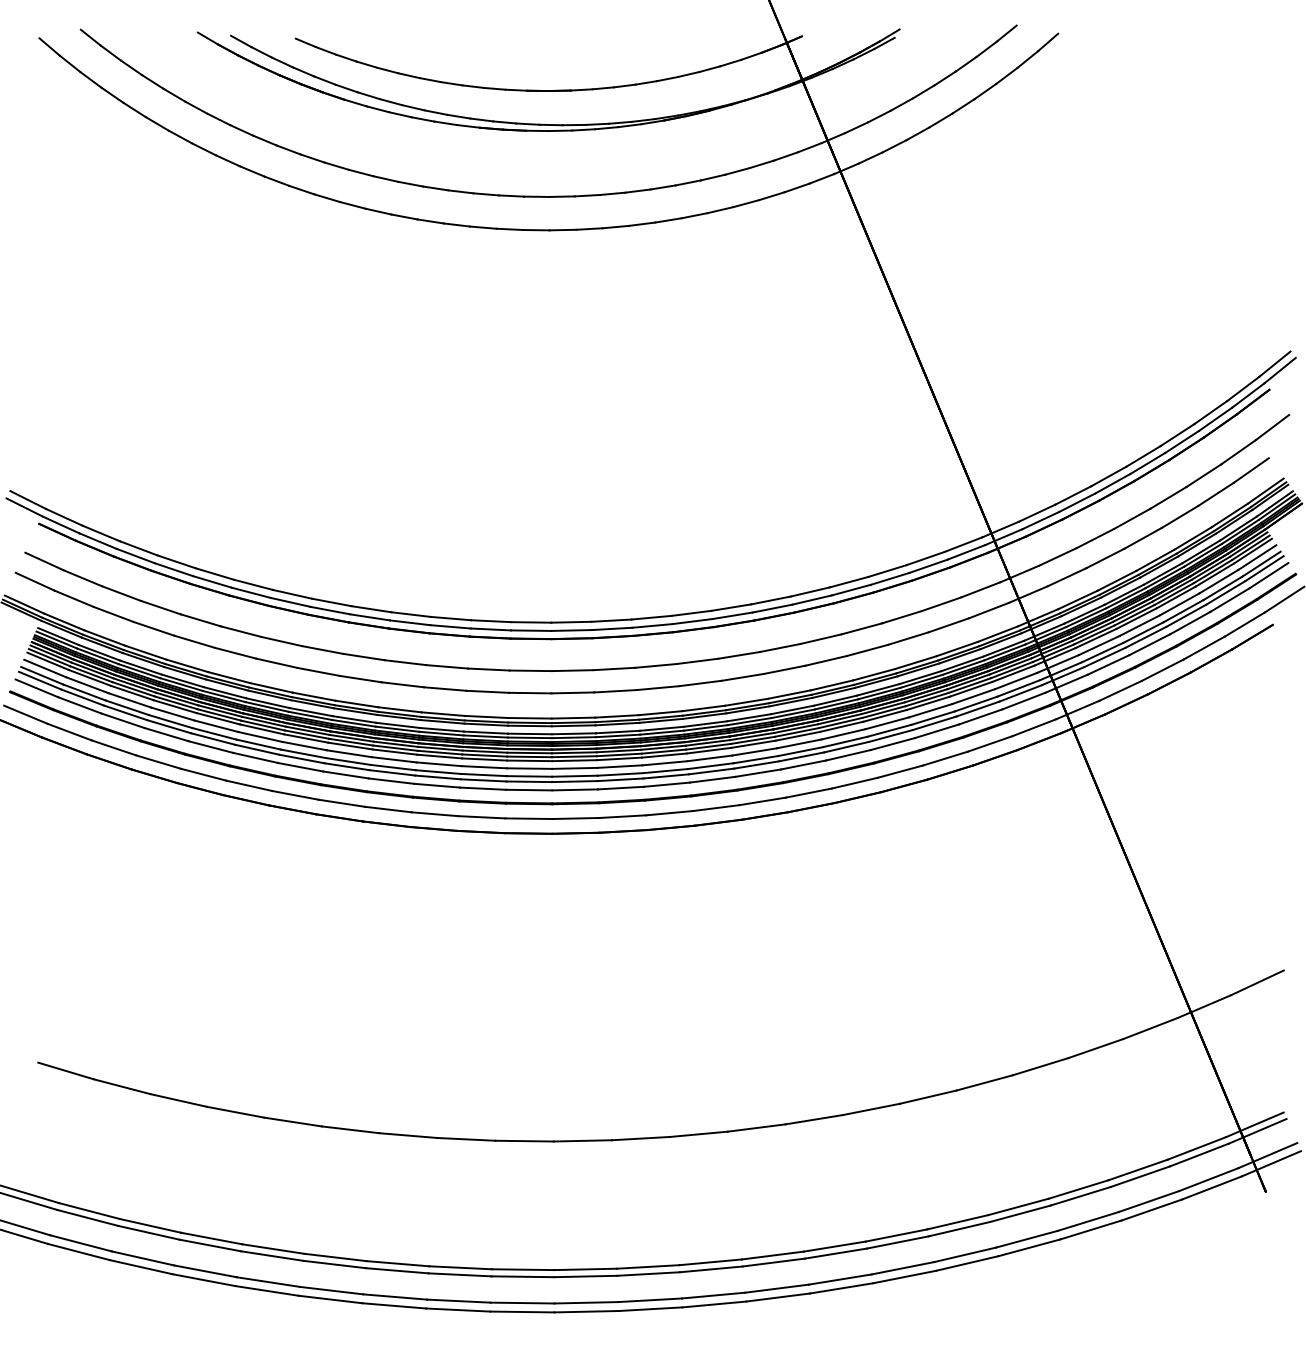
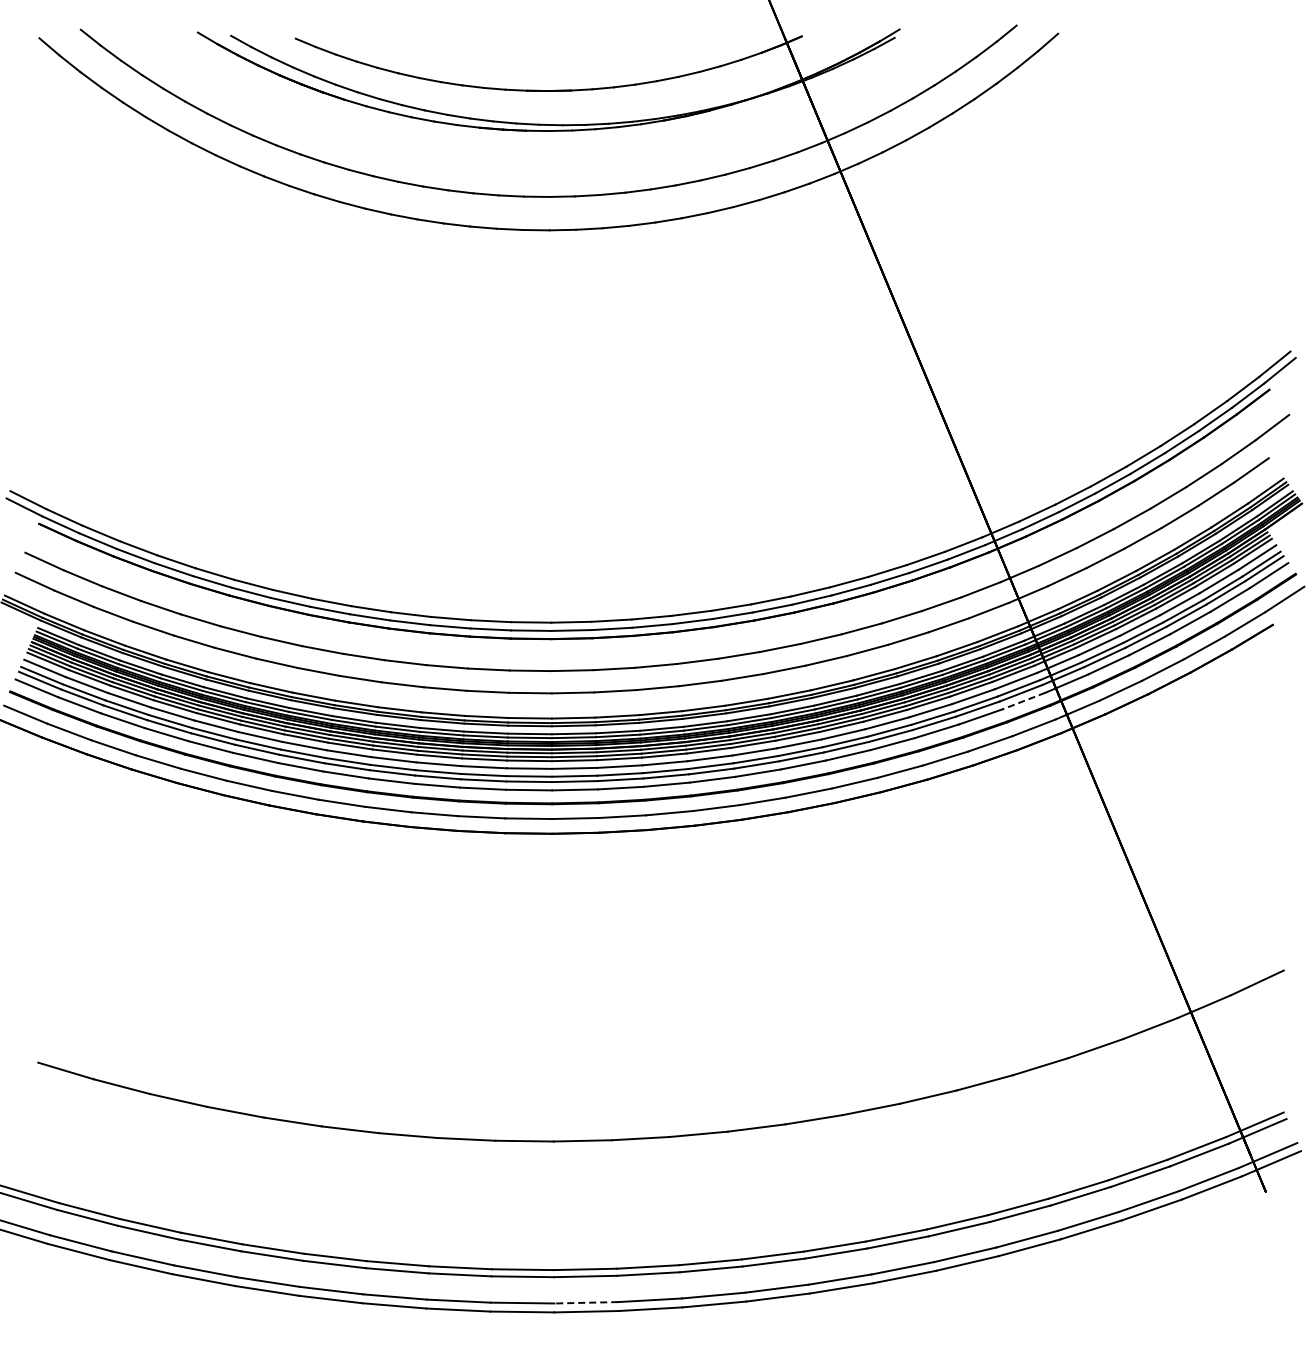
line: solid -> dashed (1023, 701)
line: solid -> dashed (586, 1302)
